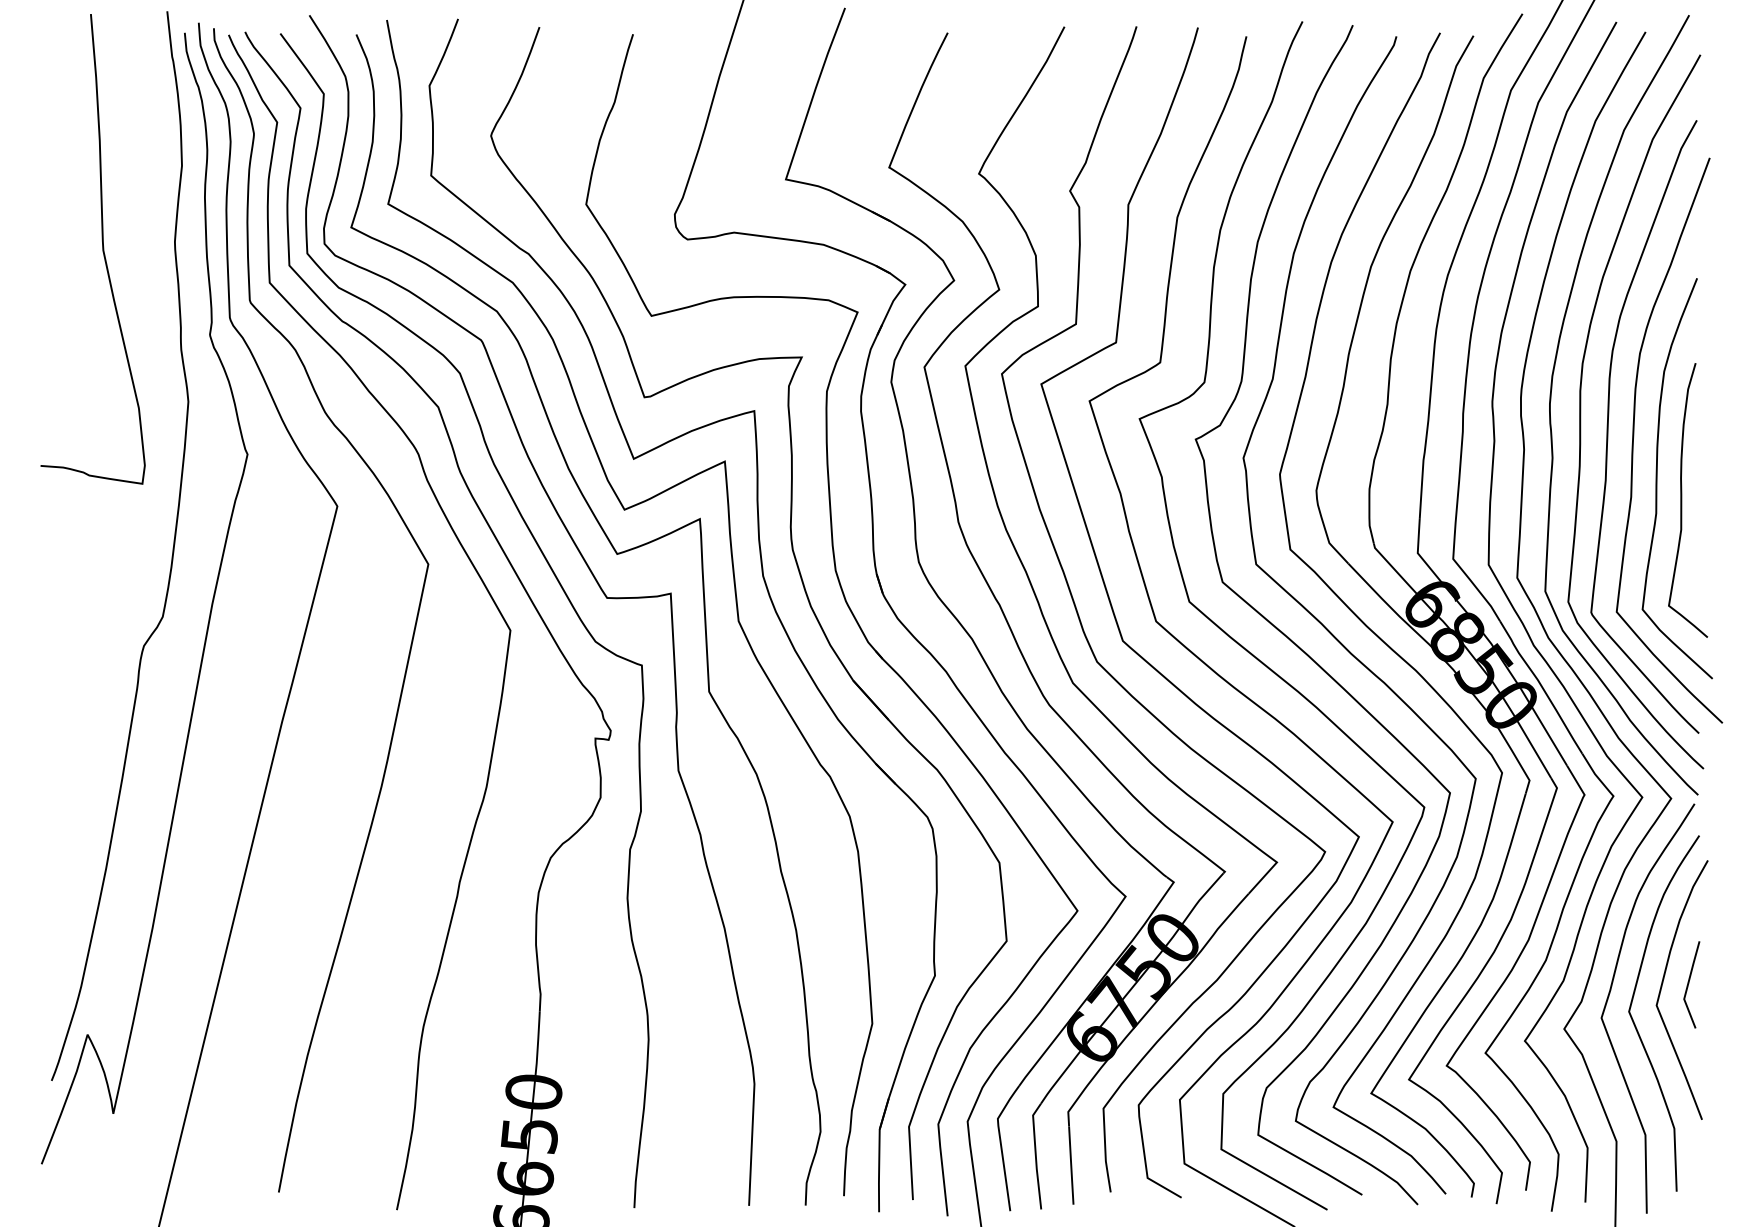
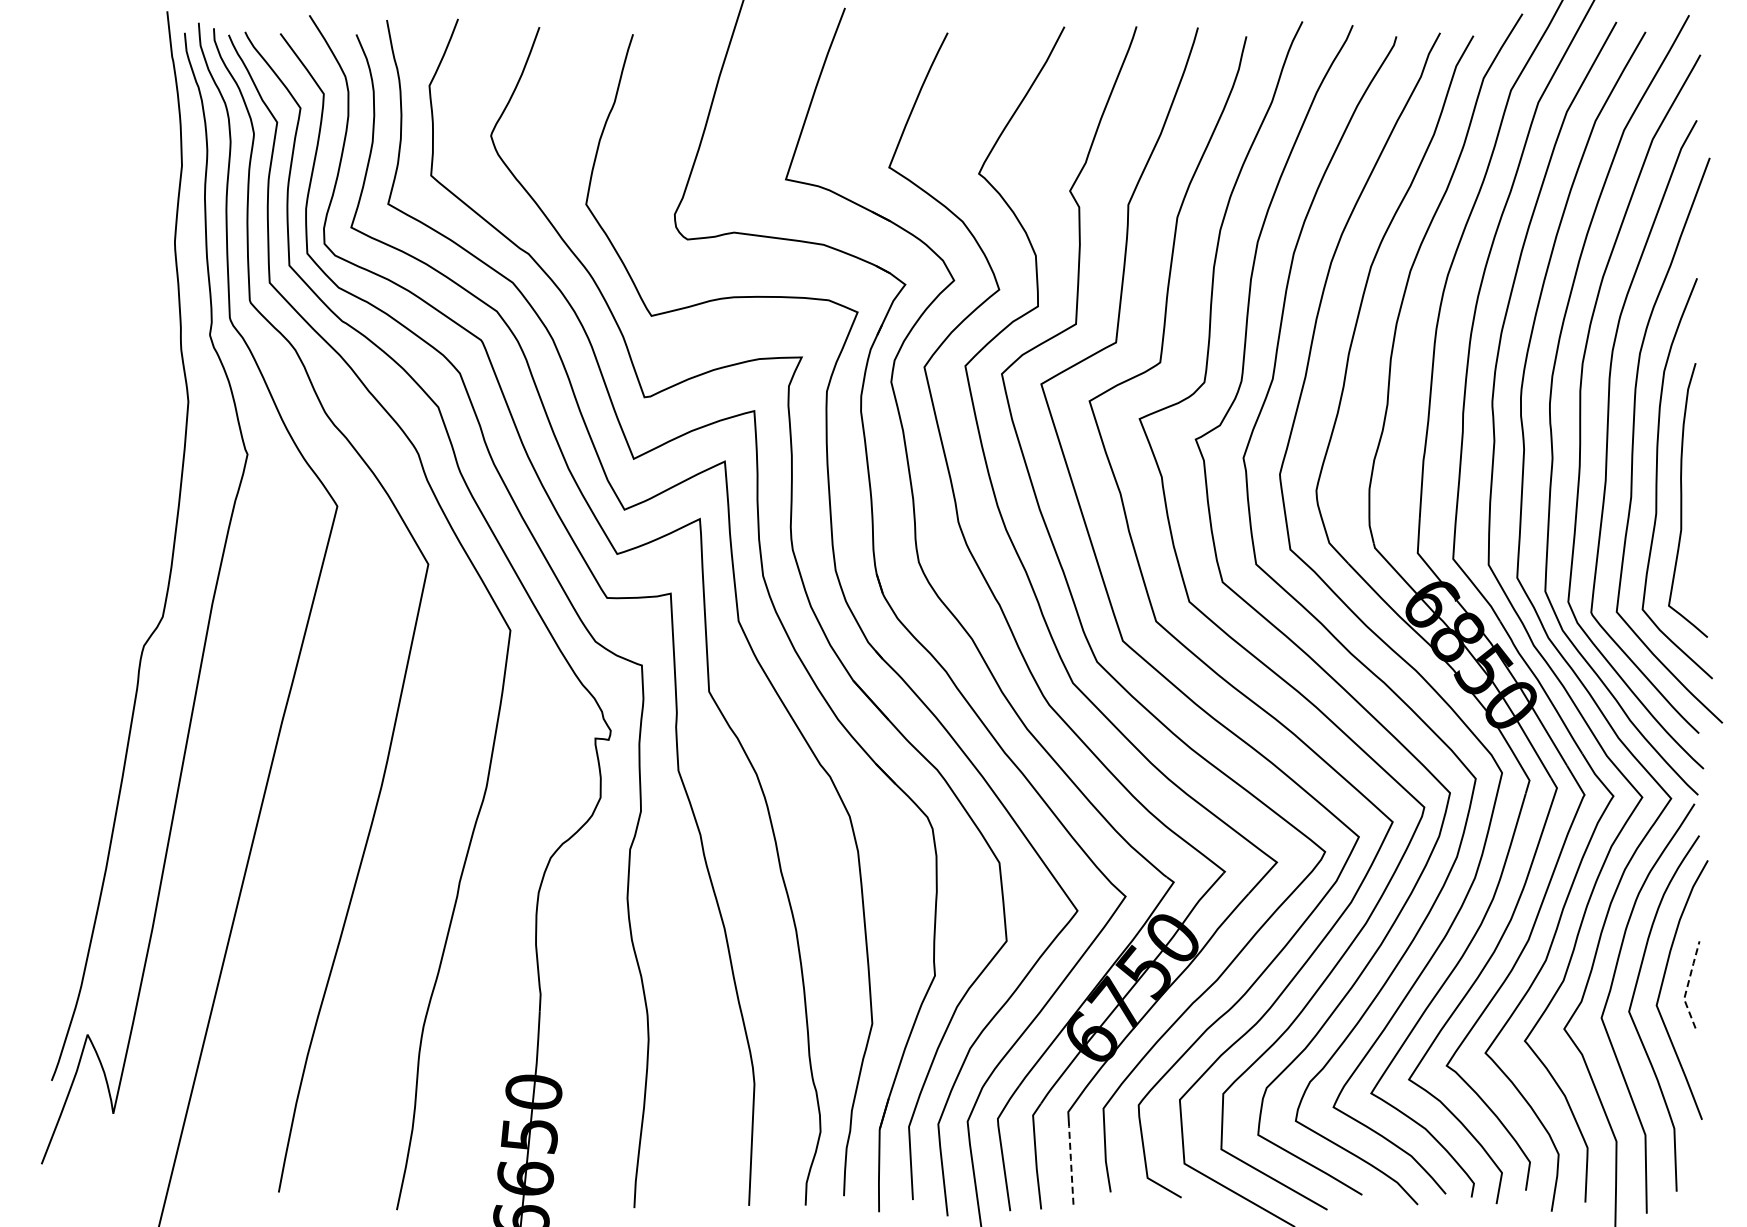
curve: present -> none (102, 249)
line: solid -> dashed (1687, 984)
line: solid -> dashed (1071, 1165)
